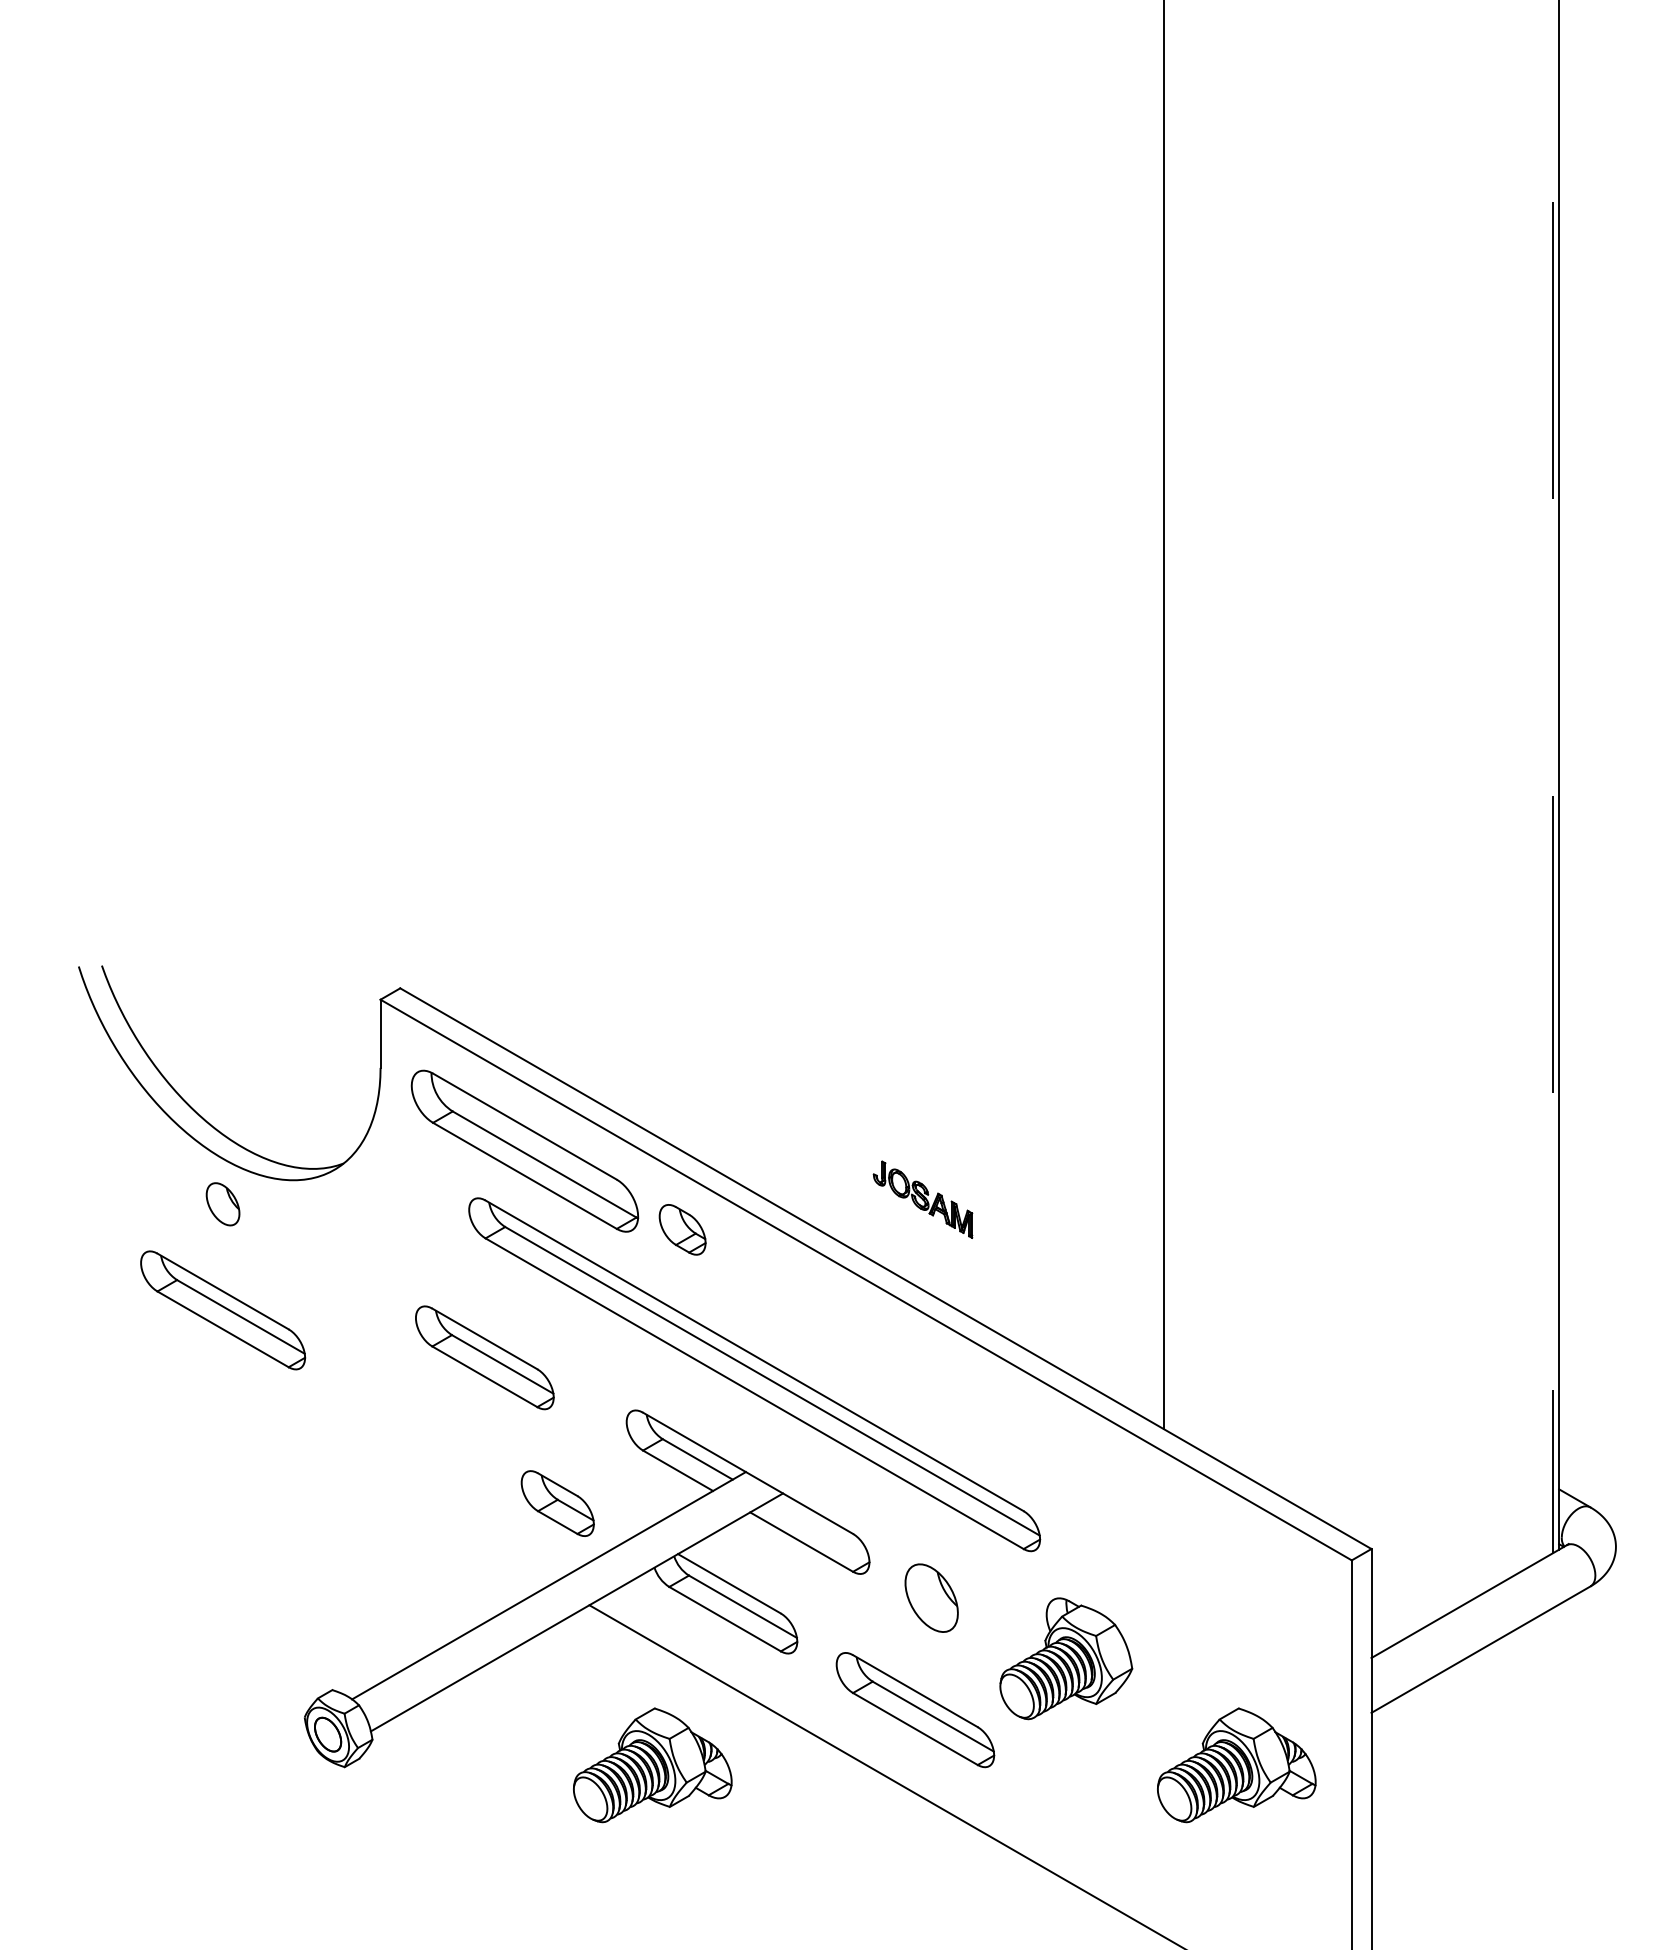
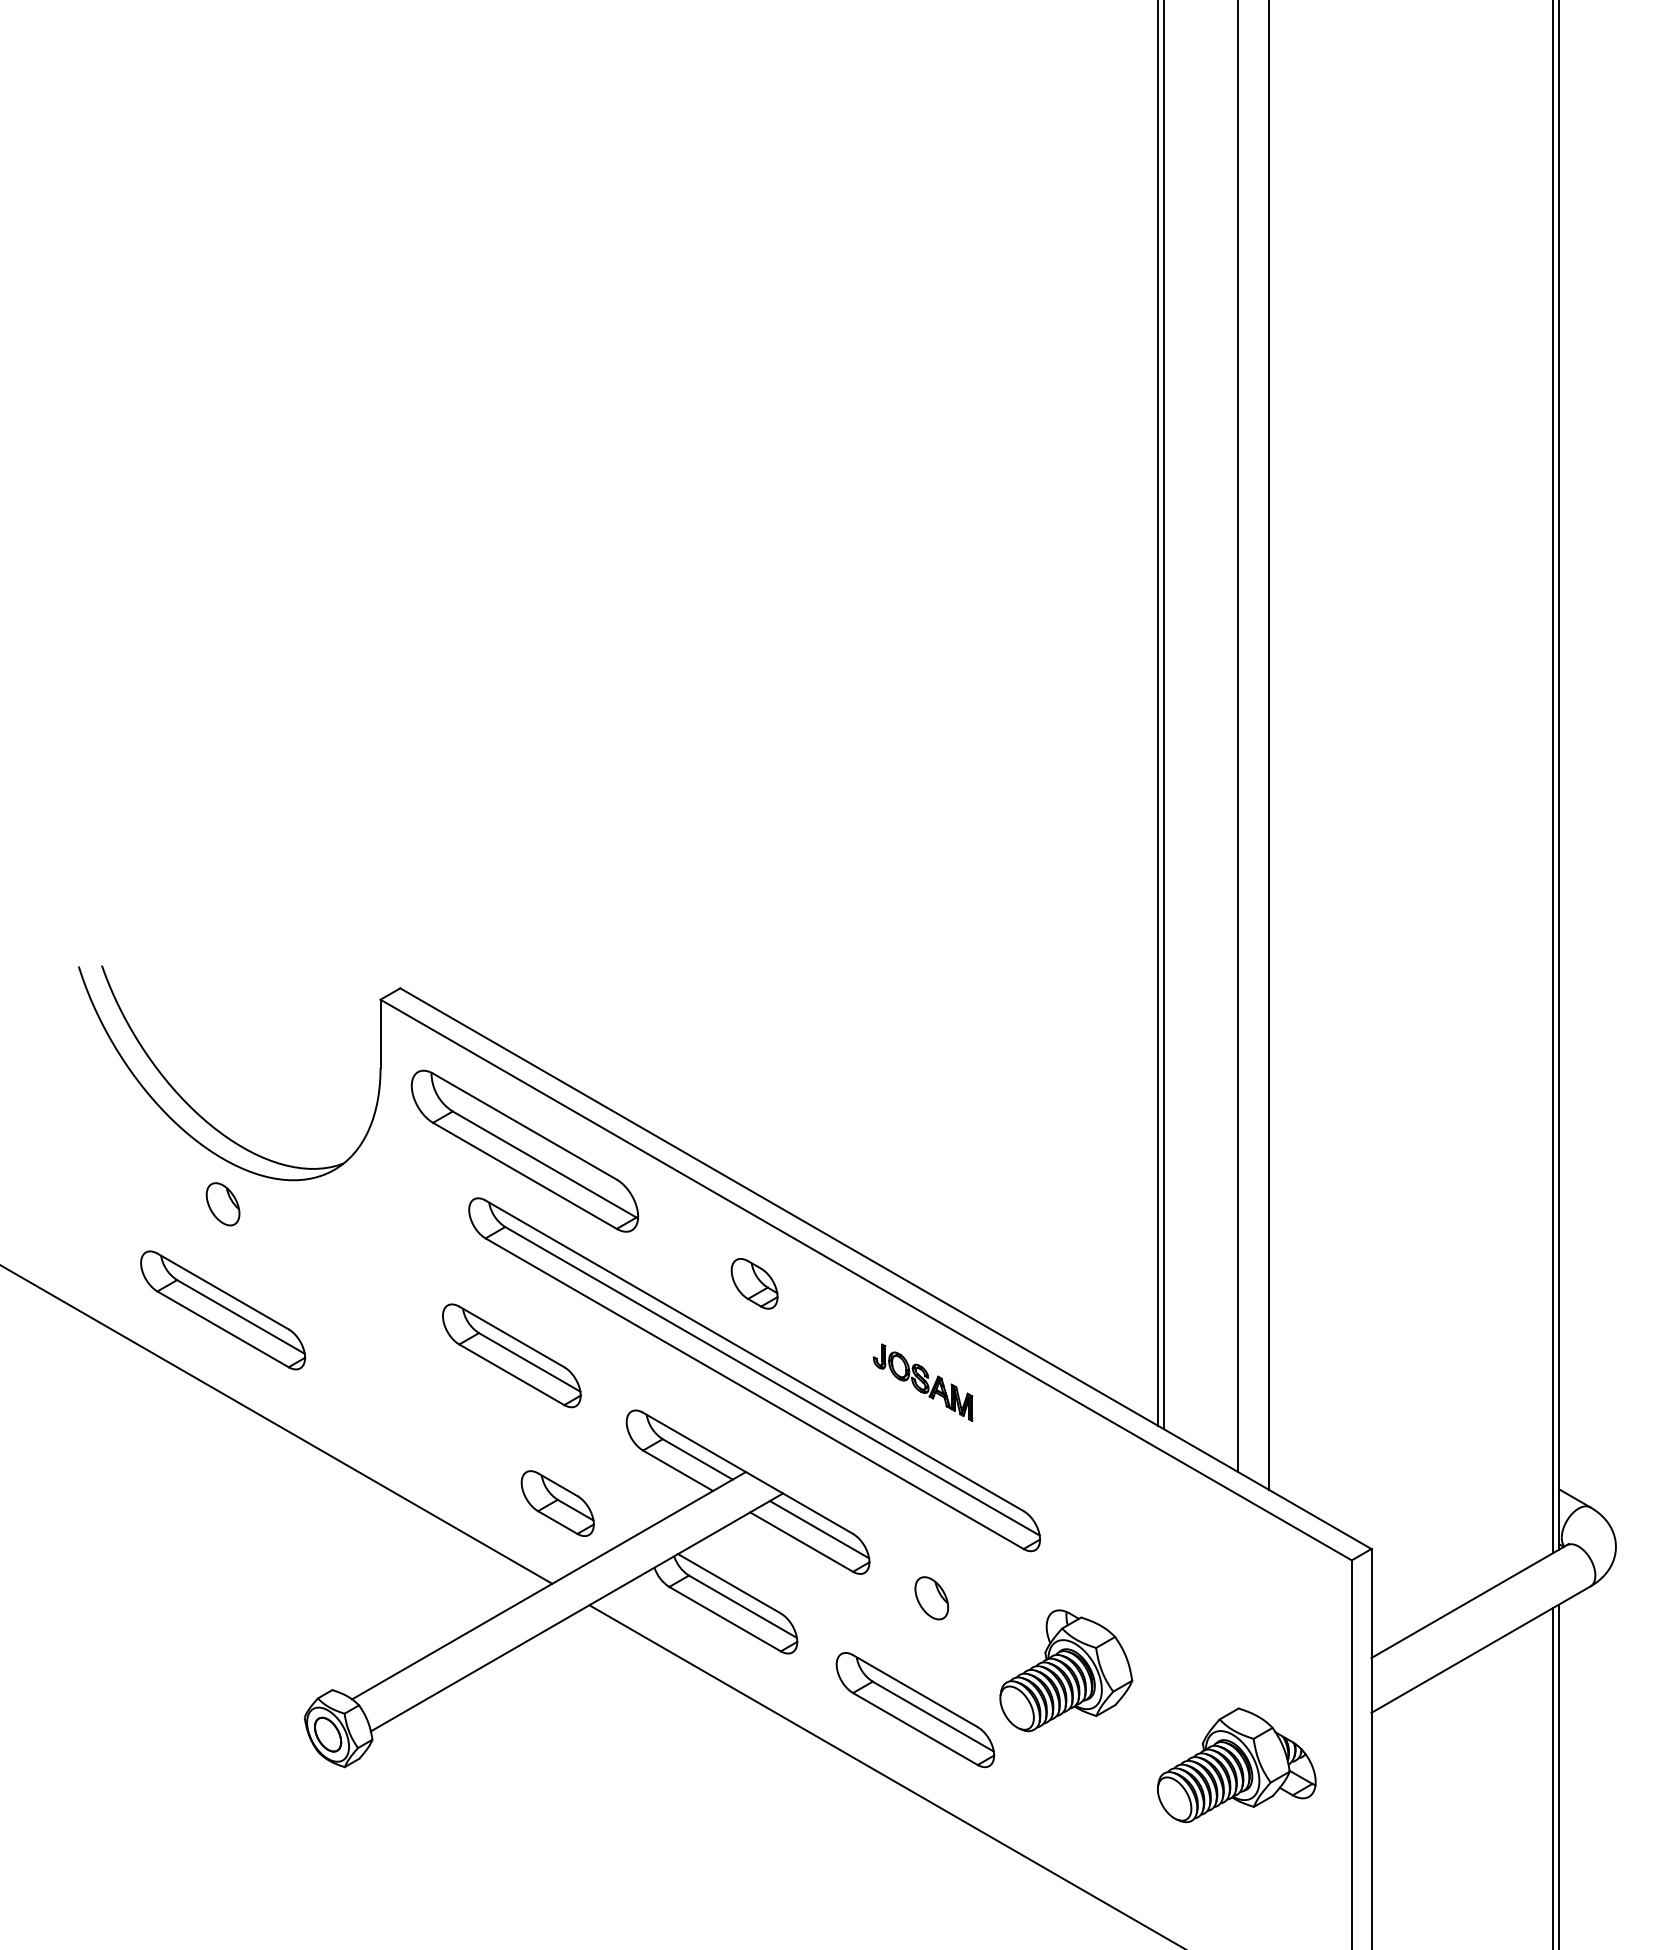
line: none -> present (1157, 713)
line: none -> present (1237, 736)
line: none -> present (1269, 745)
line: dashed -> solid (1552, 777)
part position: (922, 1199) -> (922, 1382) (922, 1382)
part position: (682, 1229) -> (754, 1283) (754, 1283)
part position: (484, 1357) -> (511, 1355) (511, 1355)
line: none -> present (277, 1424)
line: none -> present (819, 1529)
part size: 55x70 px -> 36x45 px (931, 1598)
part position: (1066, 1658) -> (1066, 1670) (1066, 1670)
part: present -> none (652, 1765)
line: none -> present (1559, 1775)
line: none -> present (1552, 1777)
